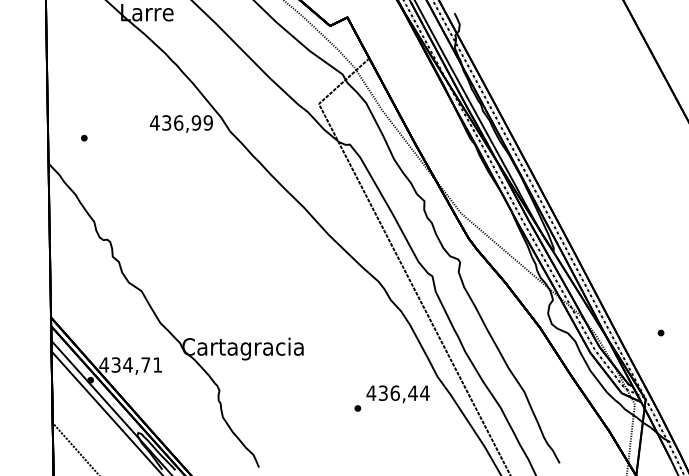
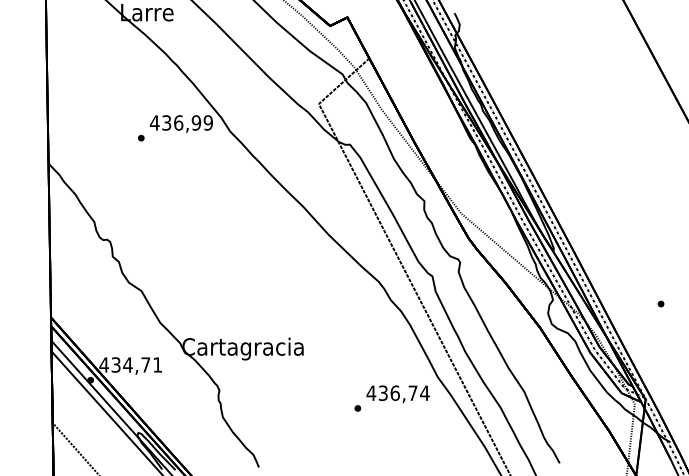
part position: (84, 137) -> (141, 137) (141, 137)
part position: (660, 332) -> (660, 303) (660, 303)
text: 436,44 -> 436,74 (412, 392)
